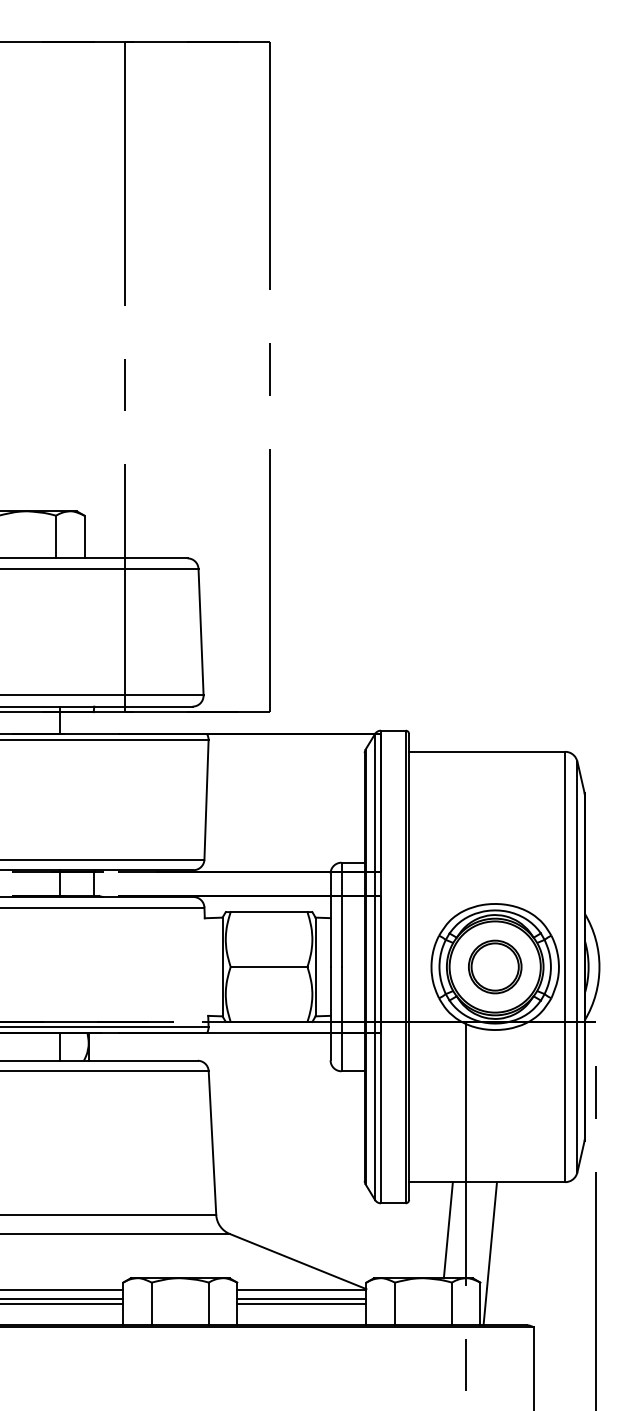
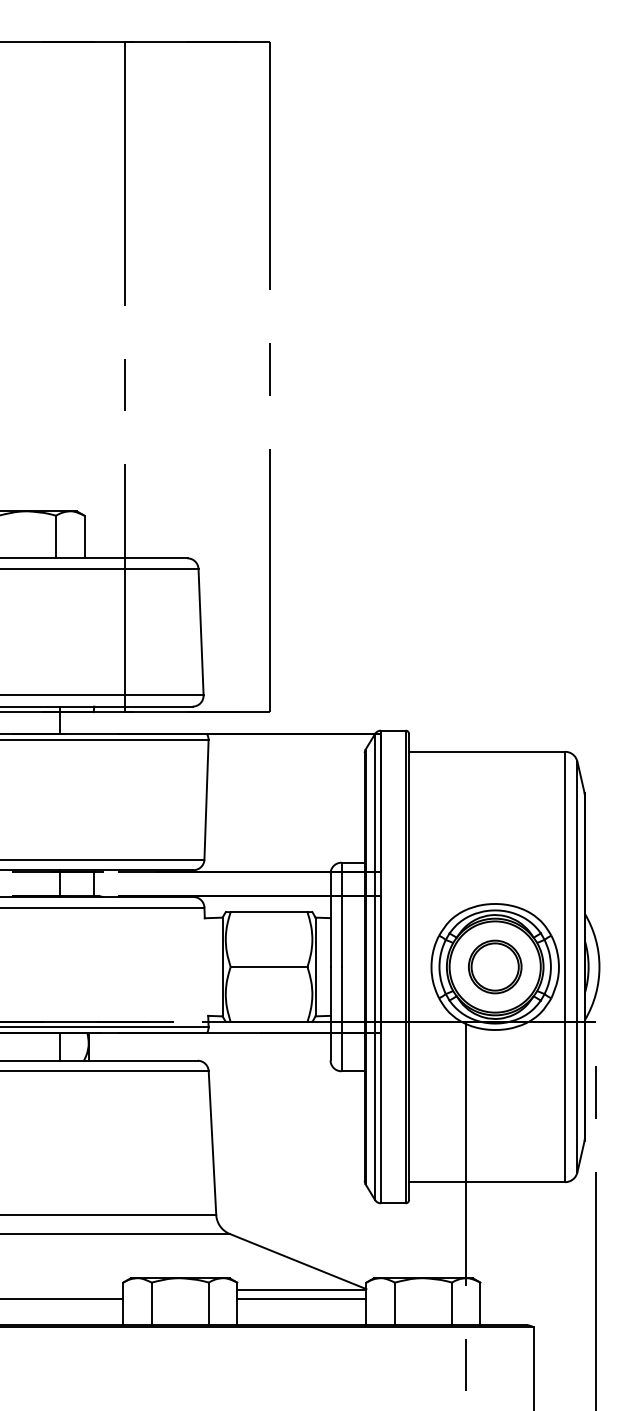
line: present -> none (447, 1230)
line: present -> none (490, 1253)
line: present -> none (62, 1289)
line: present -> none (62, 1304)
line: present -> none (301, 1304)
